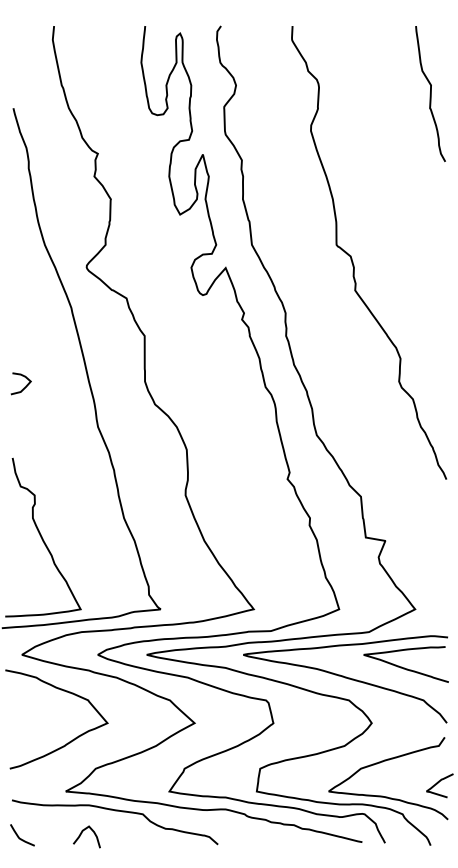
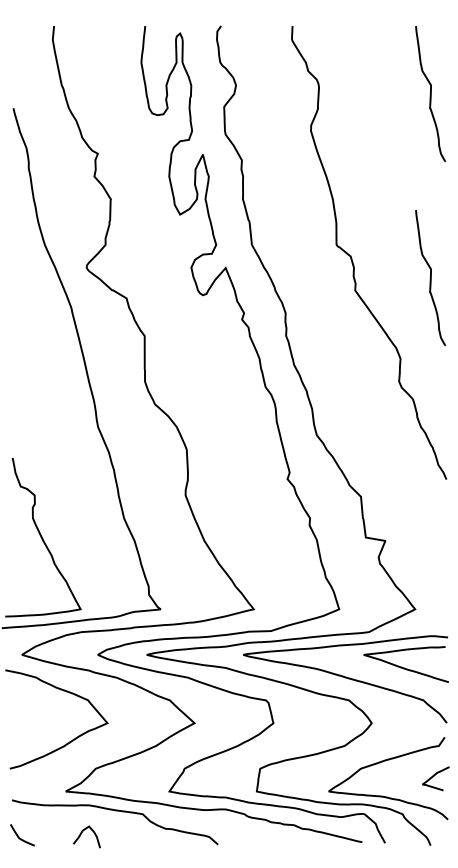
curve: none -> present (430, 277)
curve: present -> none (22, 388)
curve position: (438, 783) -> (434, 776) (434, 776)
